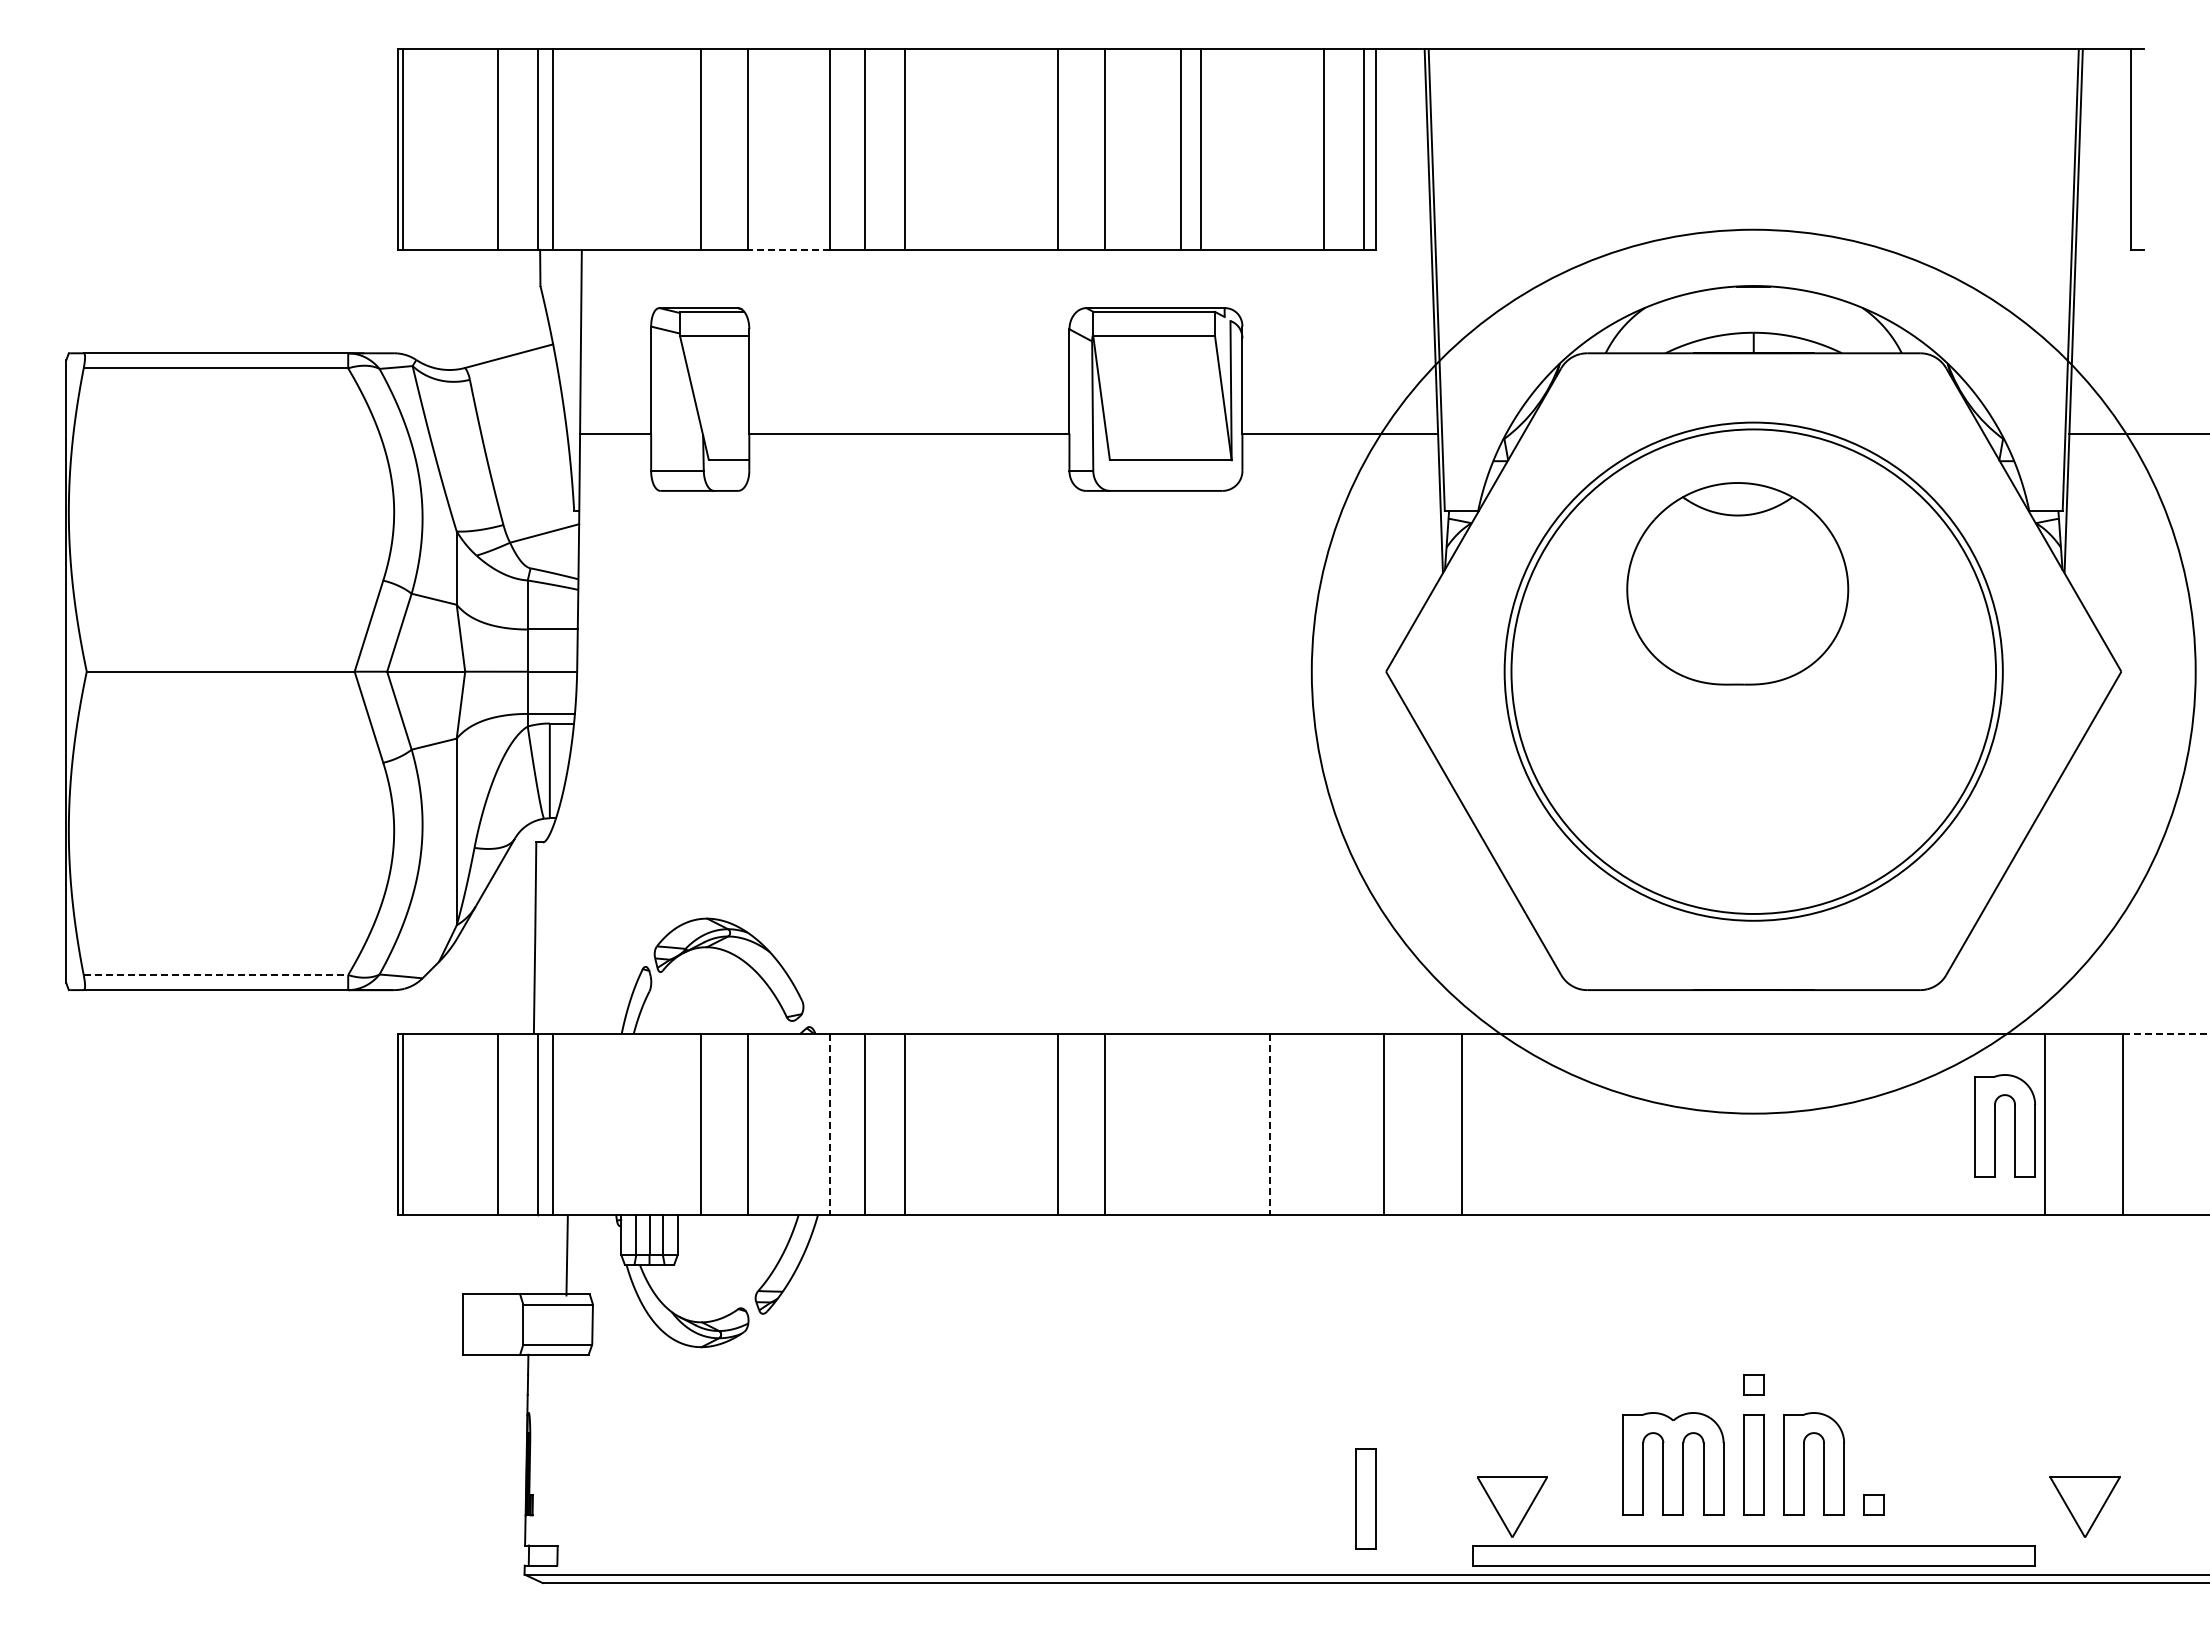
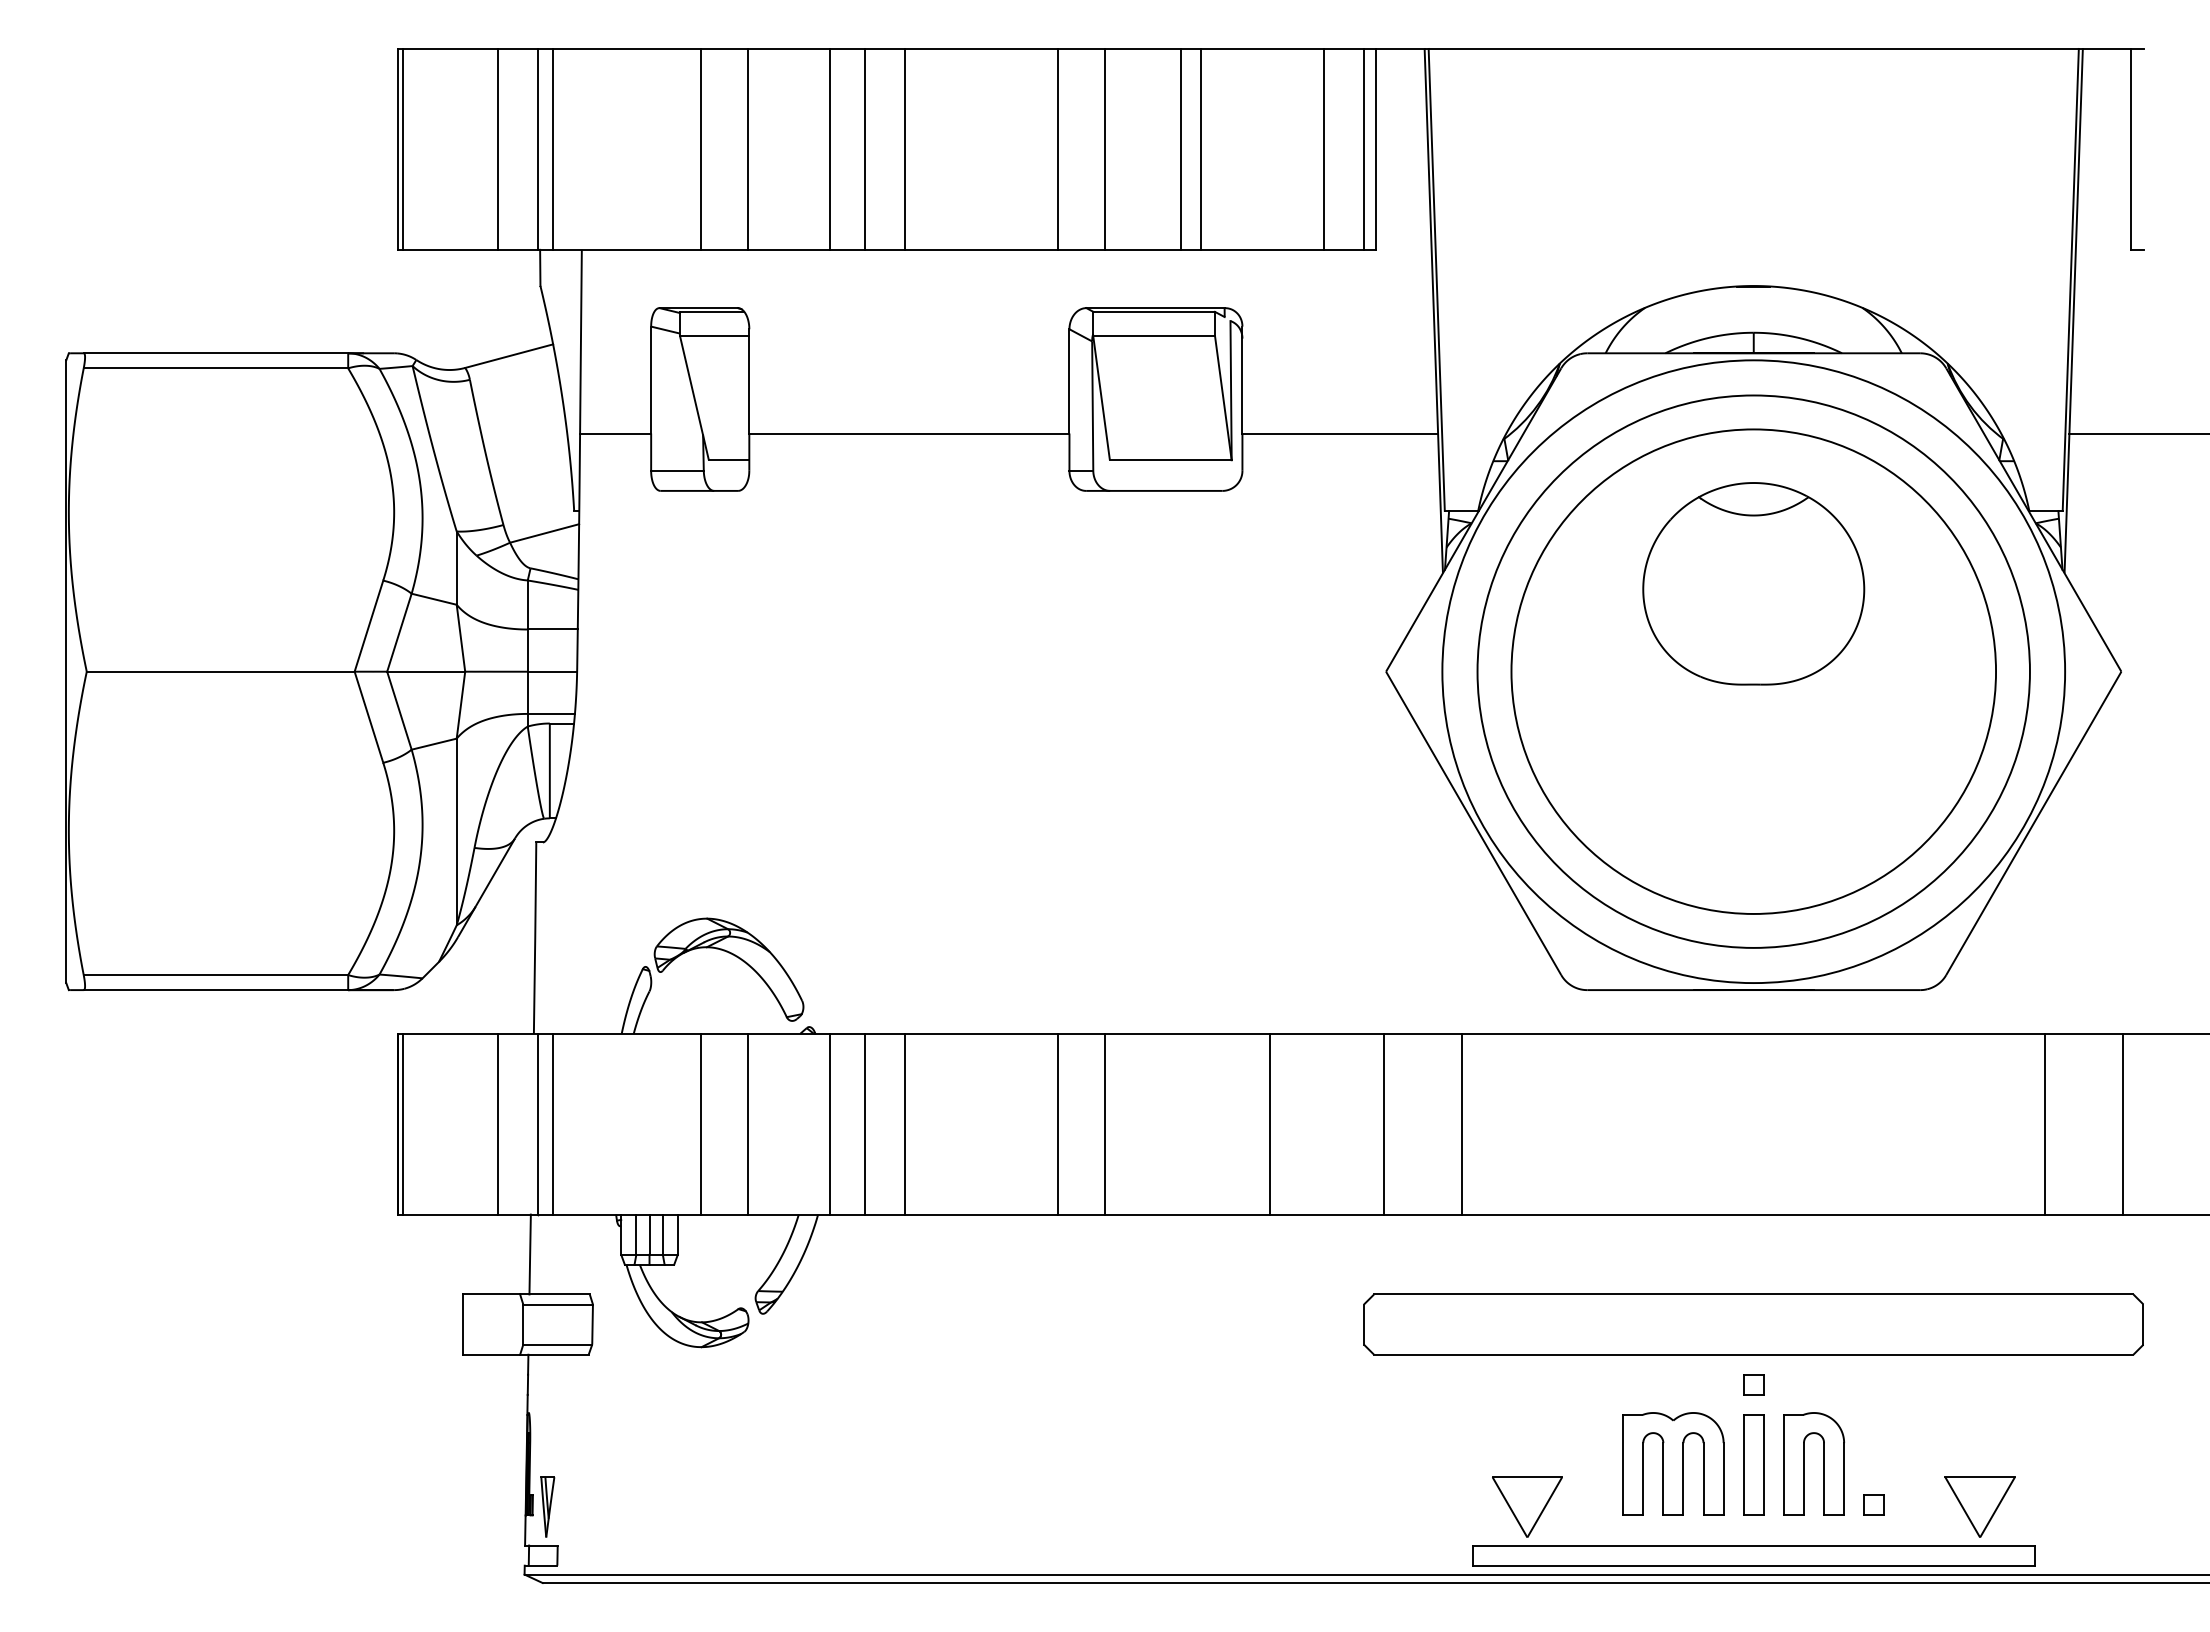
line: dashed -> solid (788, 249)
part position: (1737, 583) -> (1753, 583) (1753, 583)
circle diameter: 498 px -> 623 px (1753, 671)
circle diameter: 884 px -> 552 px (1753, 671)
line: dashed -> solid (216, 975)
line: dashed -> solid (2167, 1033)
line: dashed -> solid (829, 1124)
line: dashed -> solid (1269, 1124)
part: present -> none (1995, 1125)
line position: (566, 1255) -> (529, 1254) (529, 1254)
part: none -> present (1753, 1324)
part: present -> none (1365, 1498)
part: none -> present (547, 1506)
part position: (1512, 1506) -> (1527, 1506) (1527, 1506)
part position: (2084, 1506) -> (1979, 1506) (1979, 1506)
